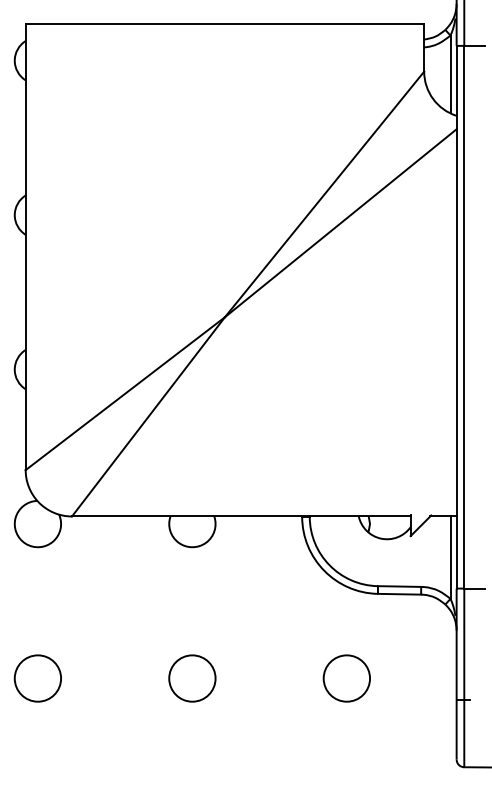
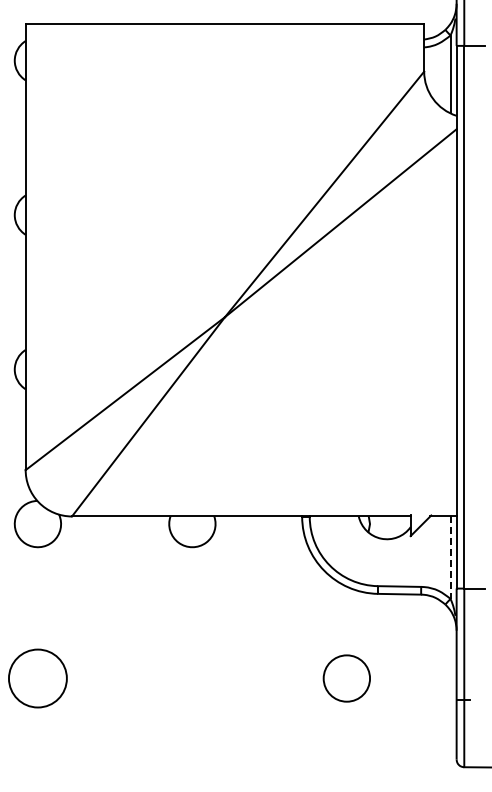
line: solid -> dashed (450, 558)
circle diameter: 46 px -> 58 px (37, 678)
circle: present -> none (192, 678)
